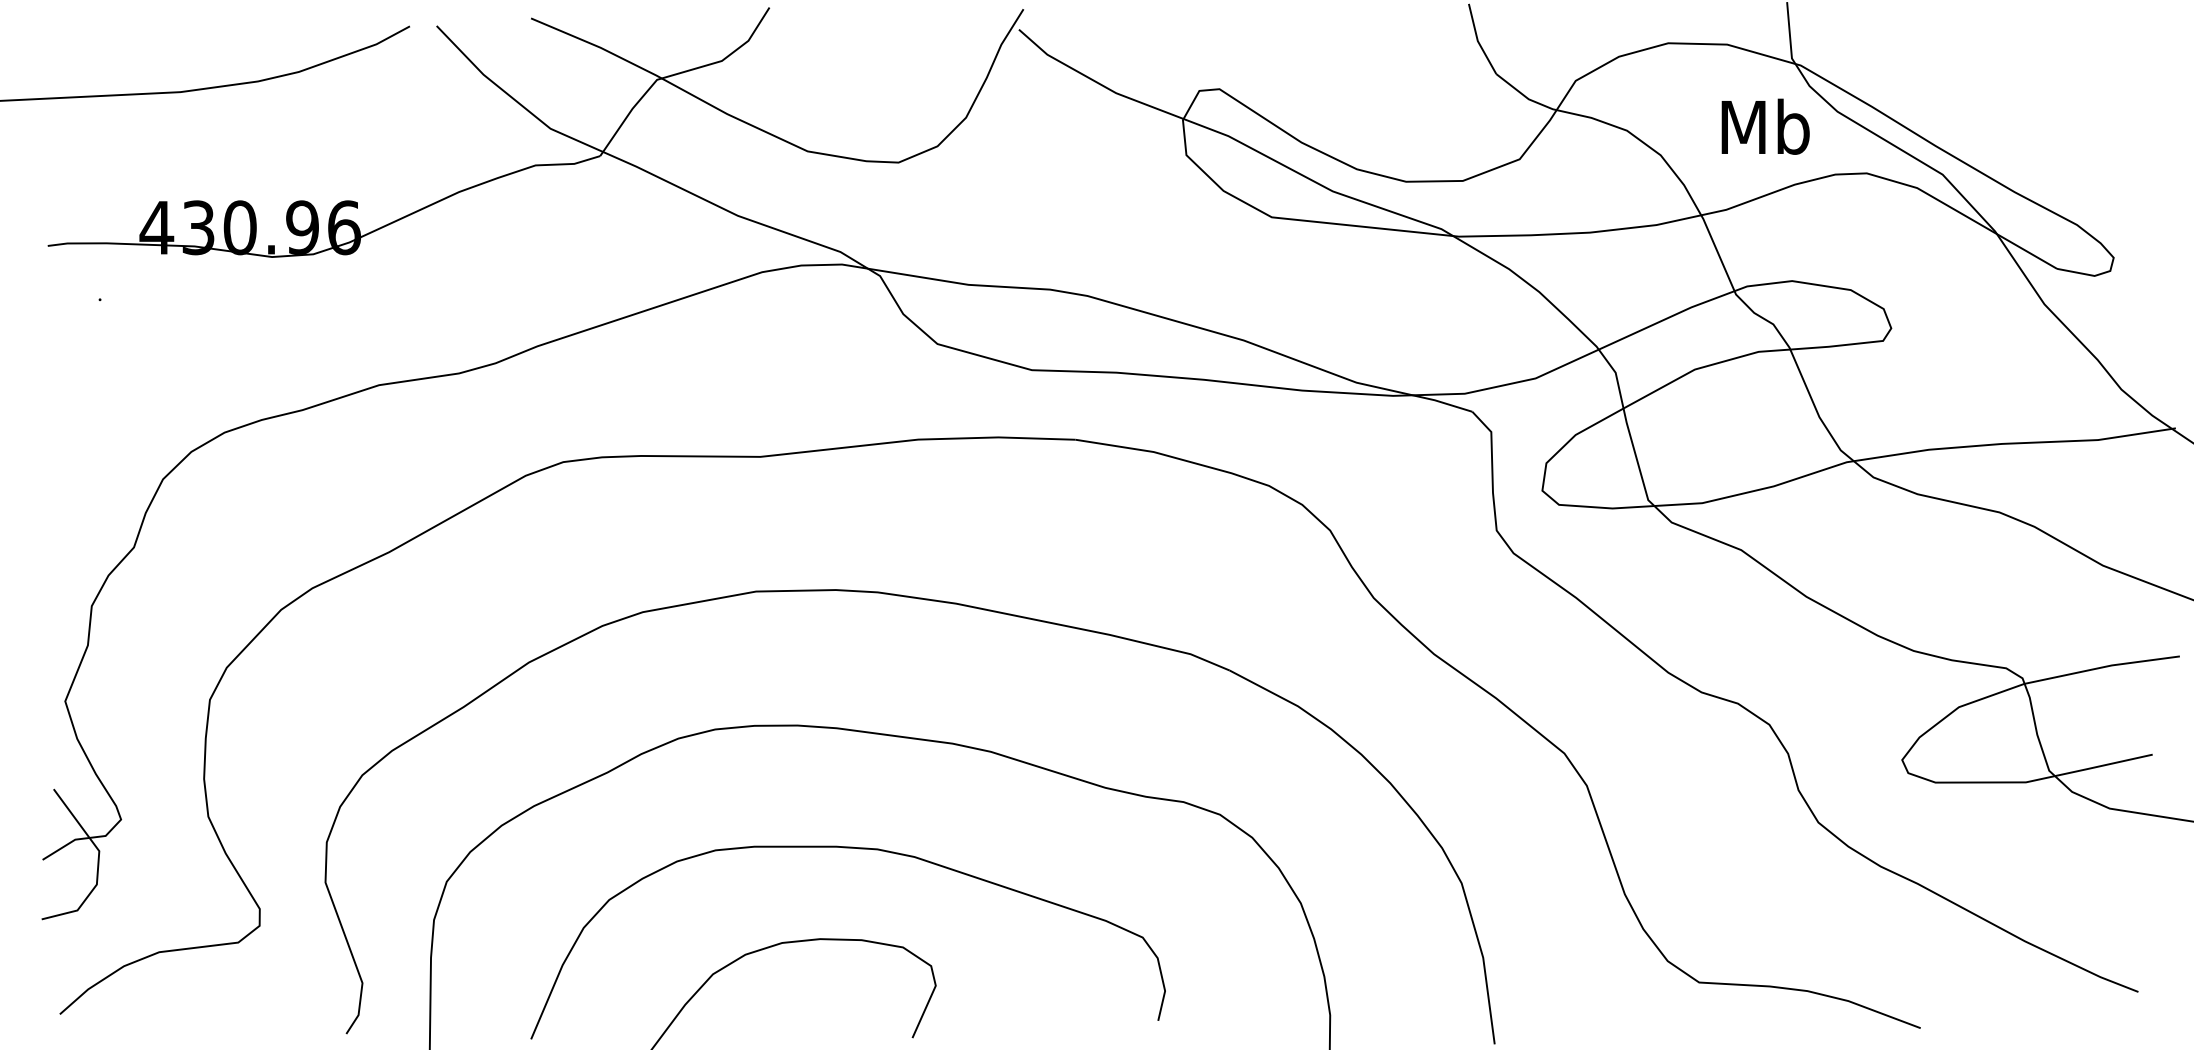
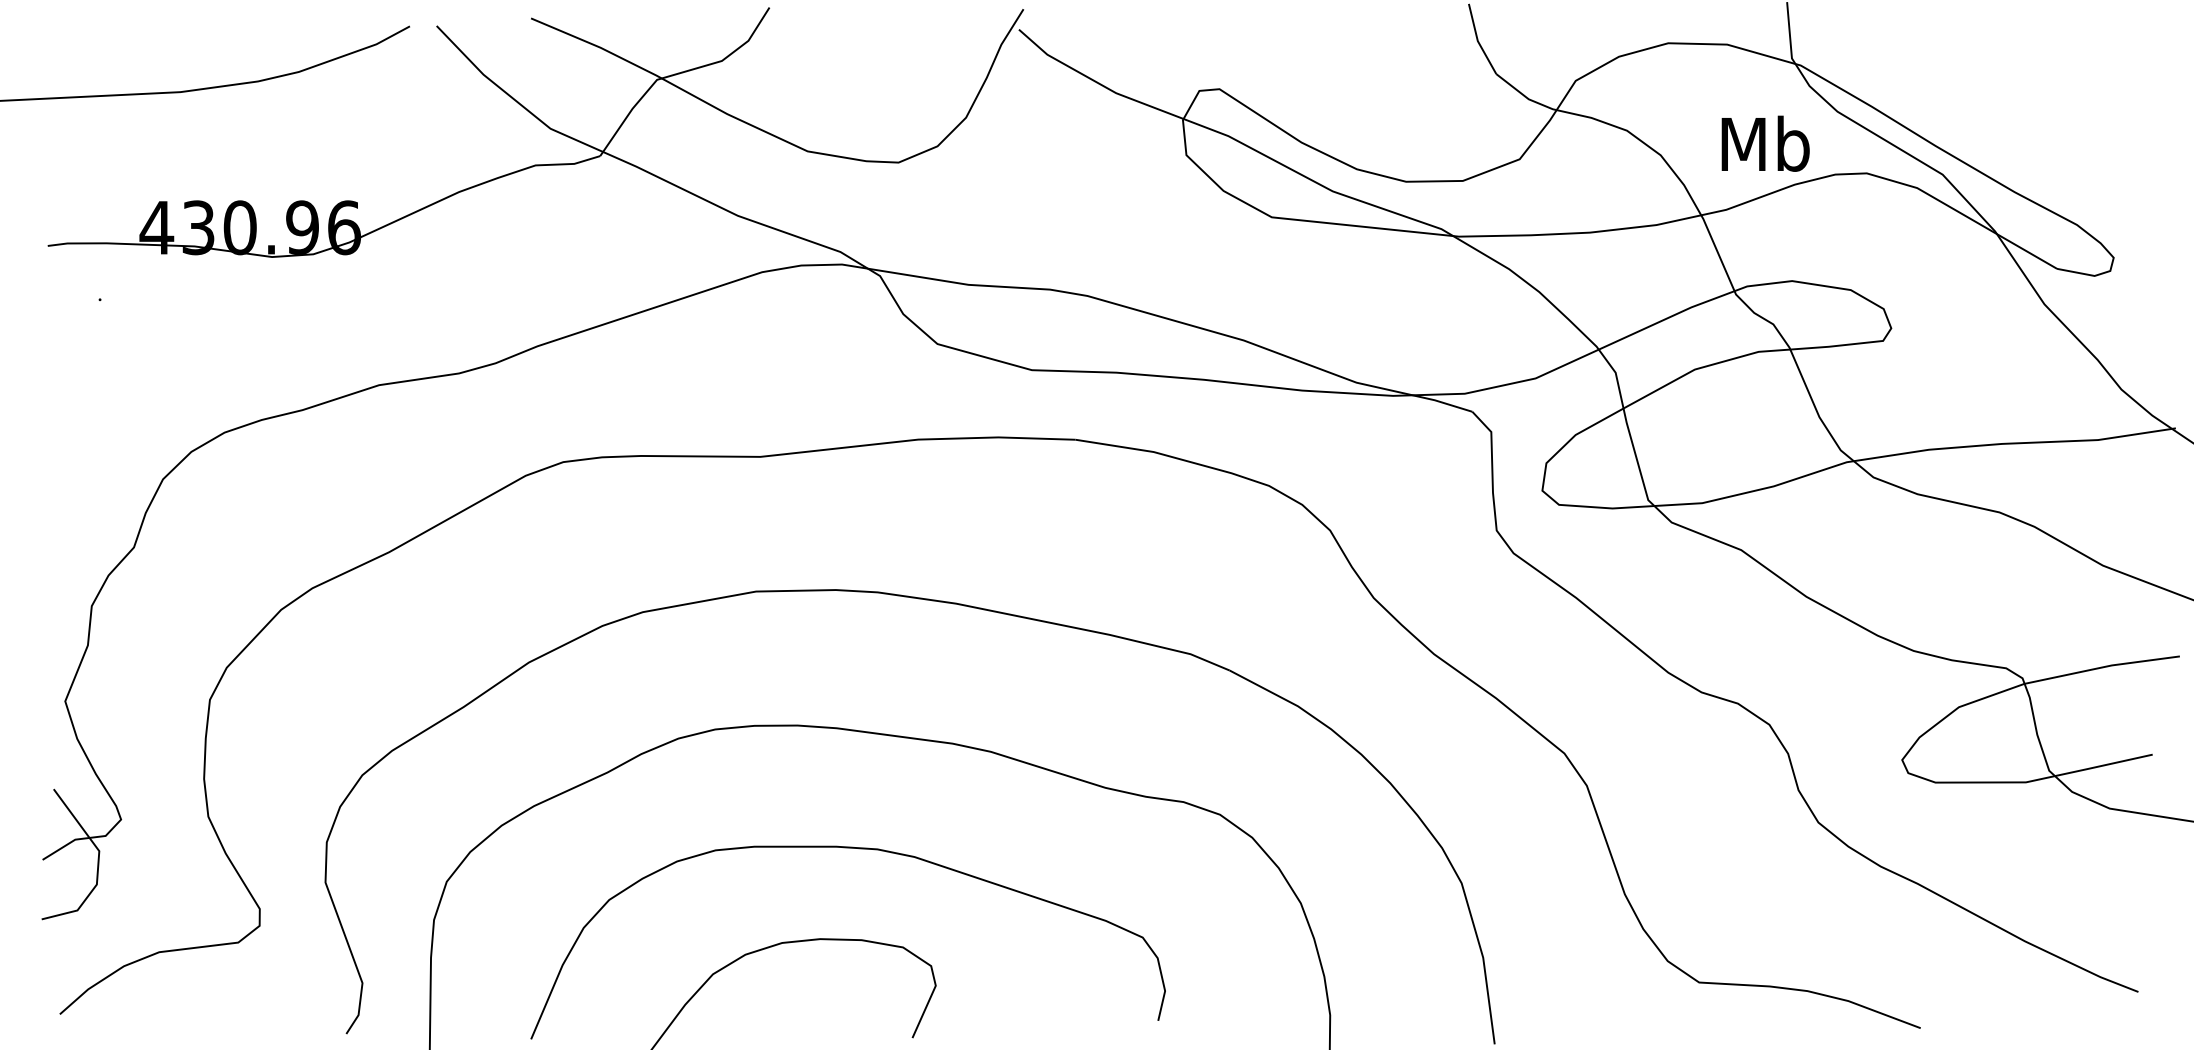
text position: (1765, 126) -> (1765, 143) (1765, 143)
